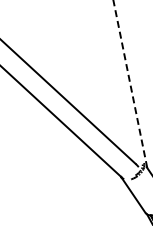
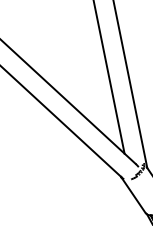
line: none -> present (109, 77)
line: dashed -> solid (130, 83)
